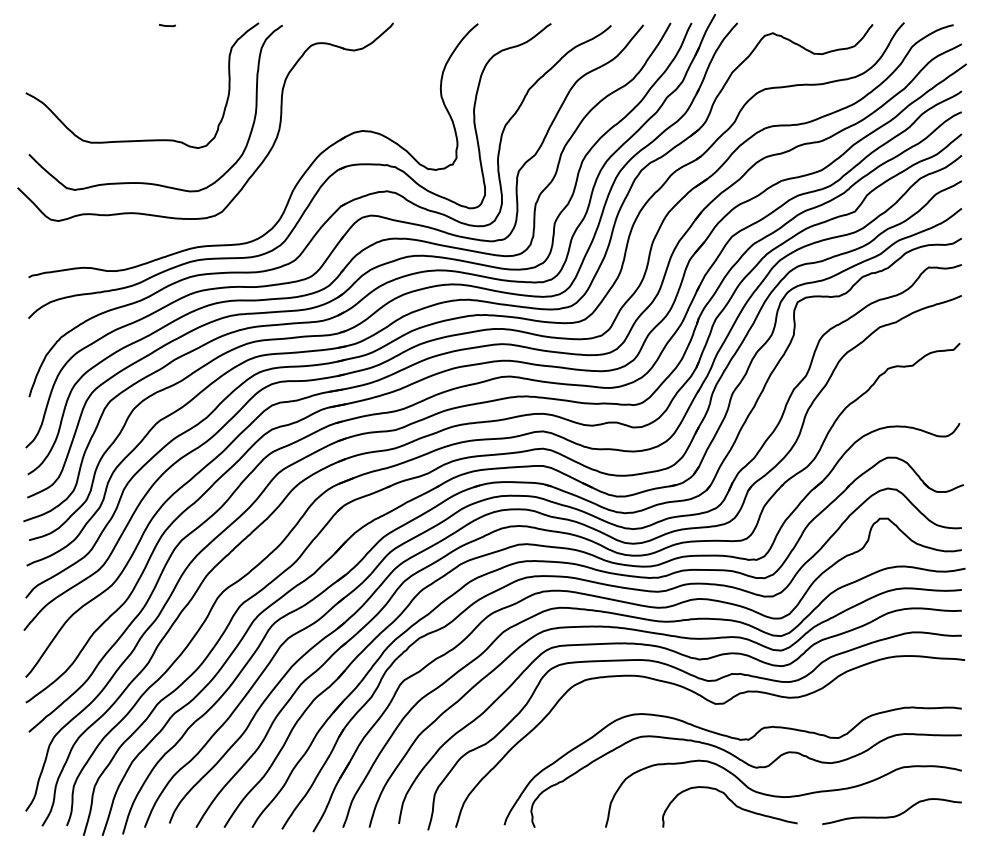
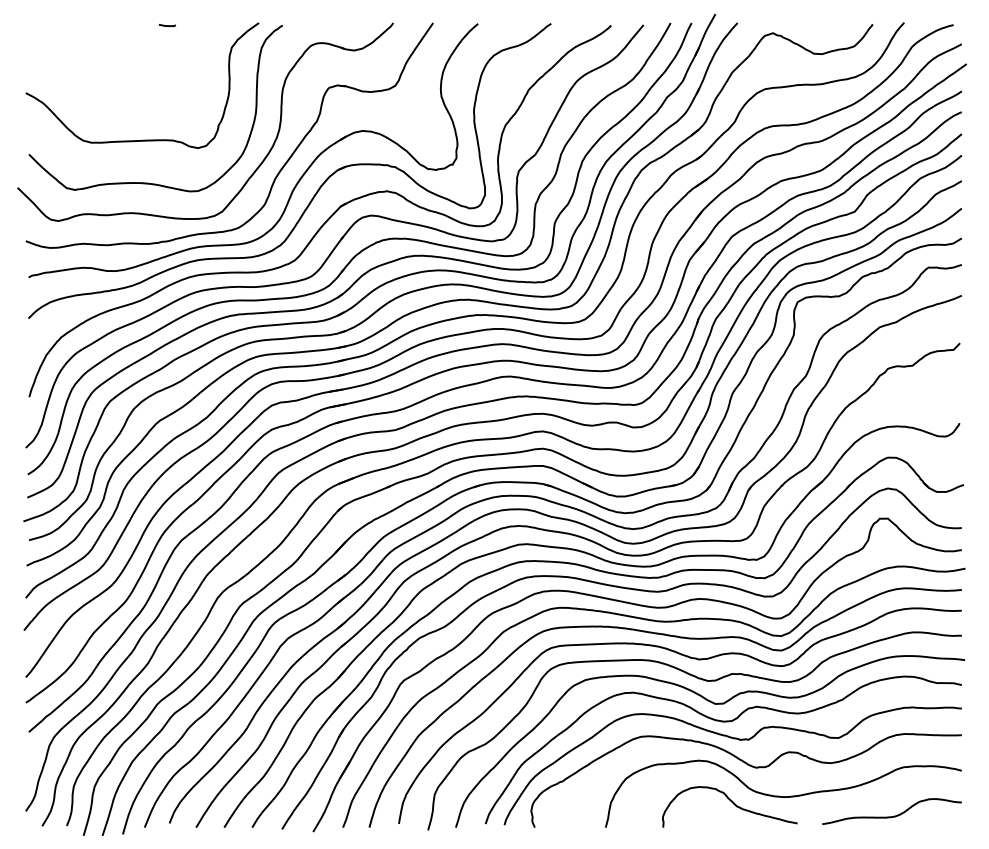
part: none -> present (278, 171)
curve: none -> present (722, 722)
